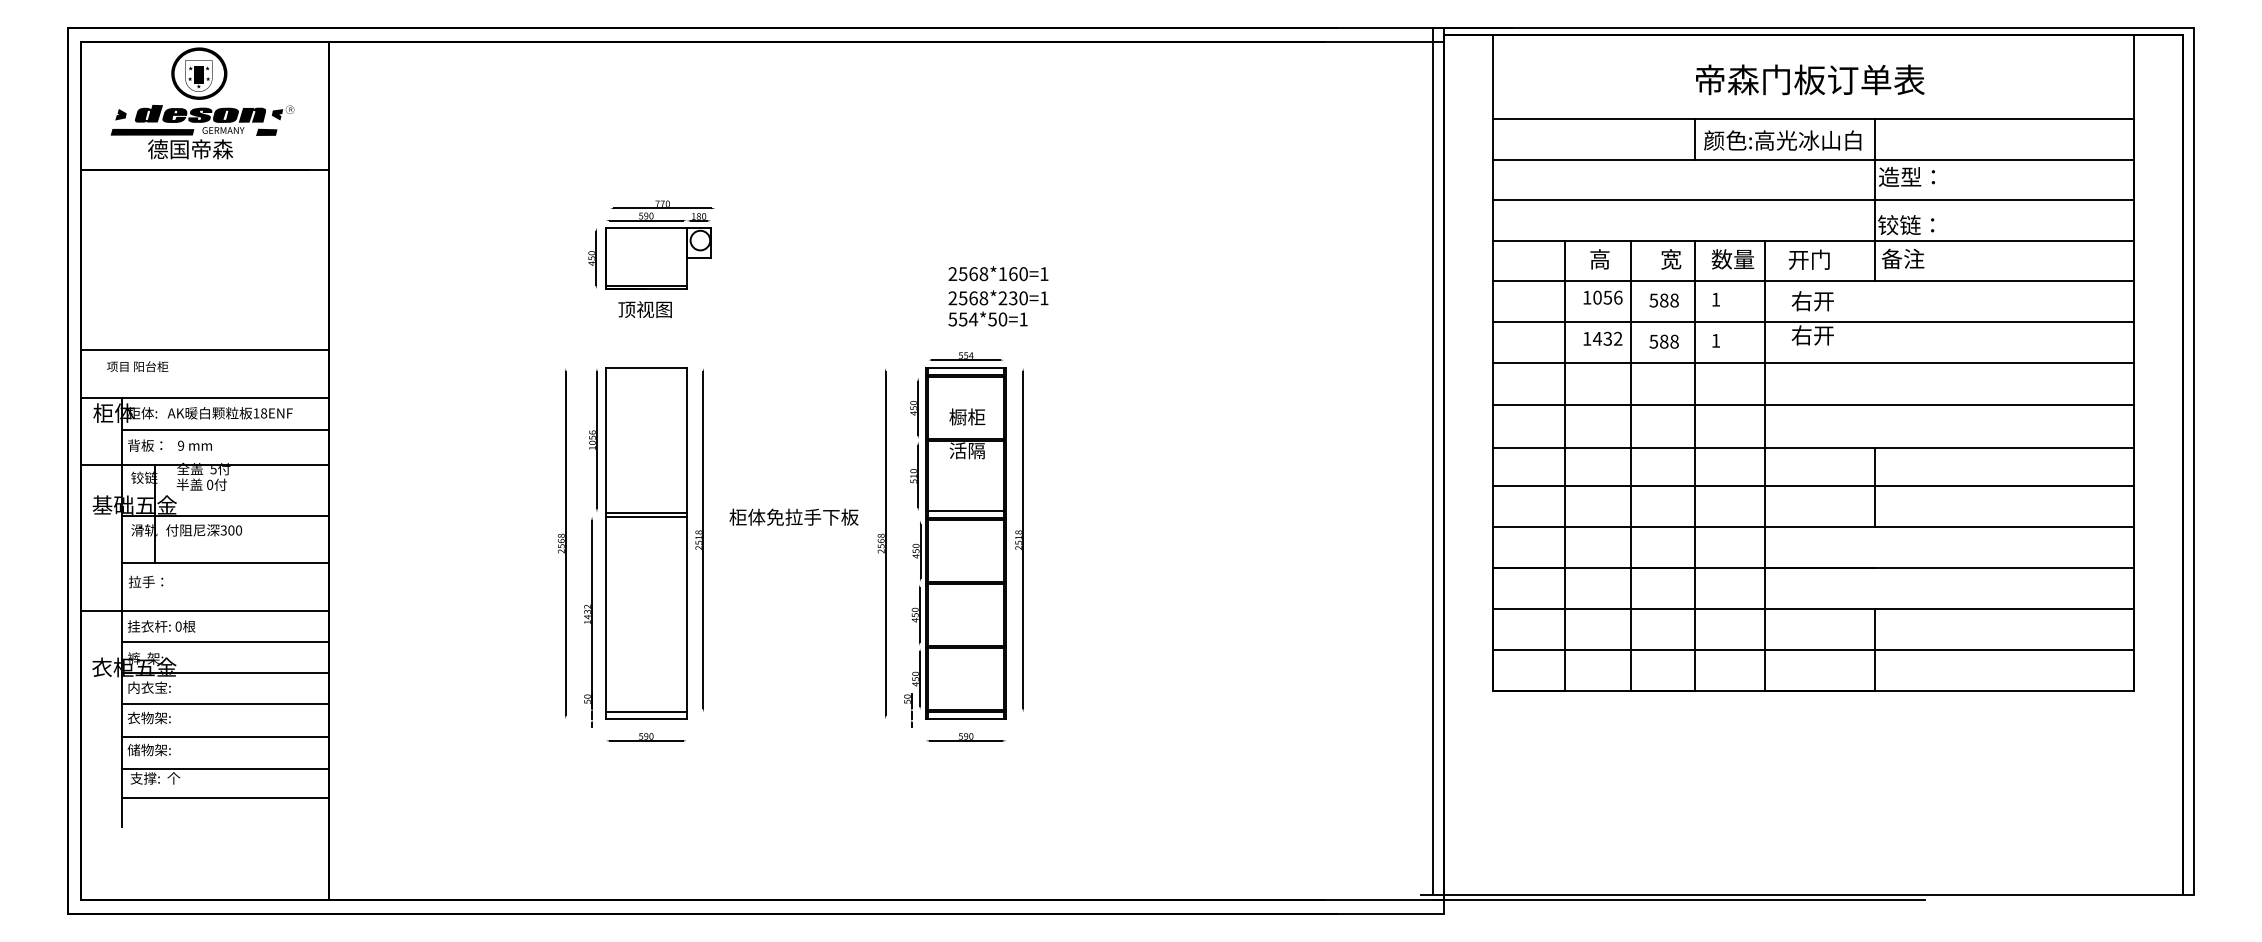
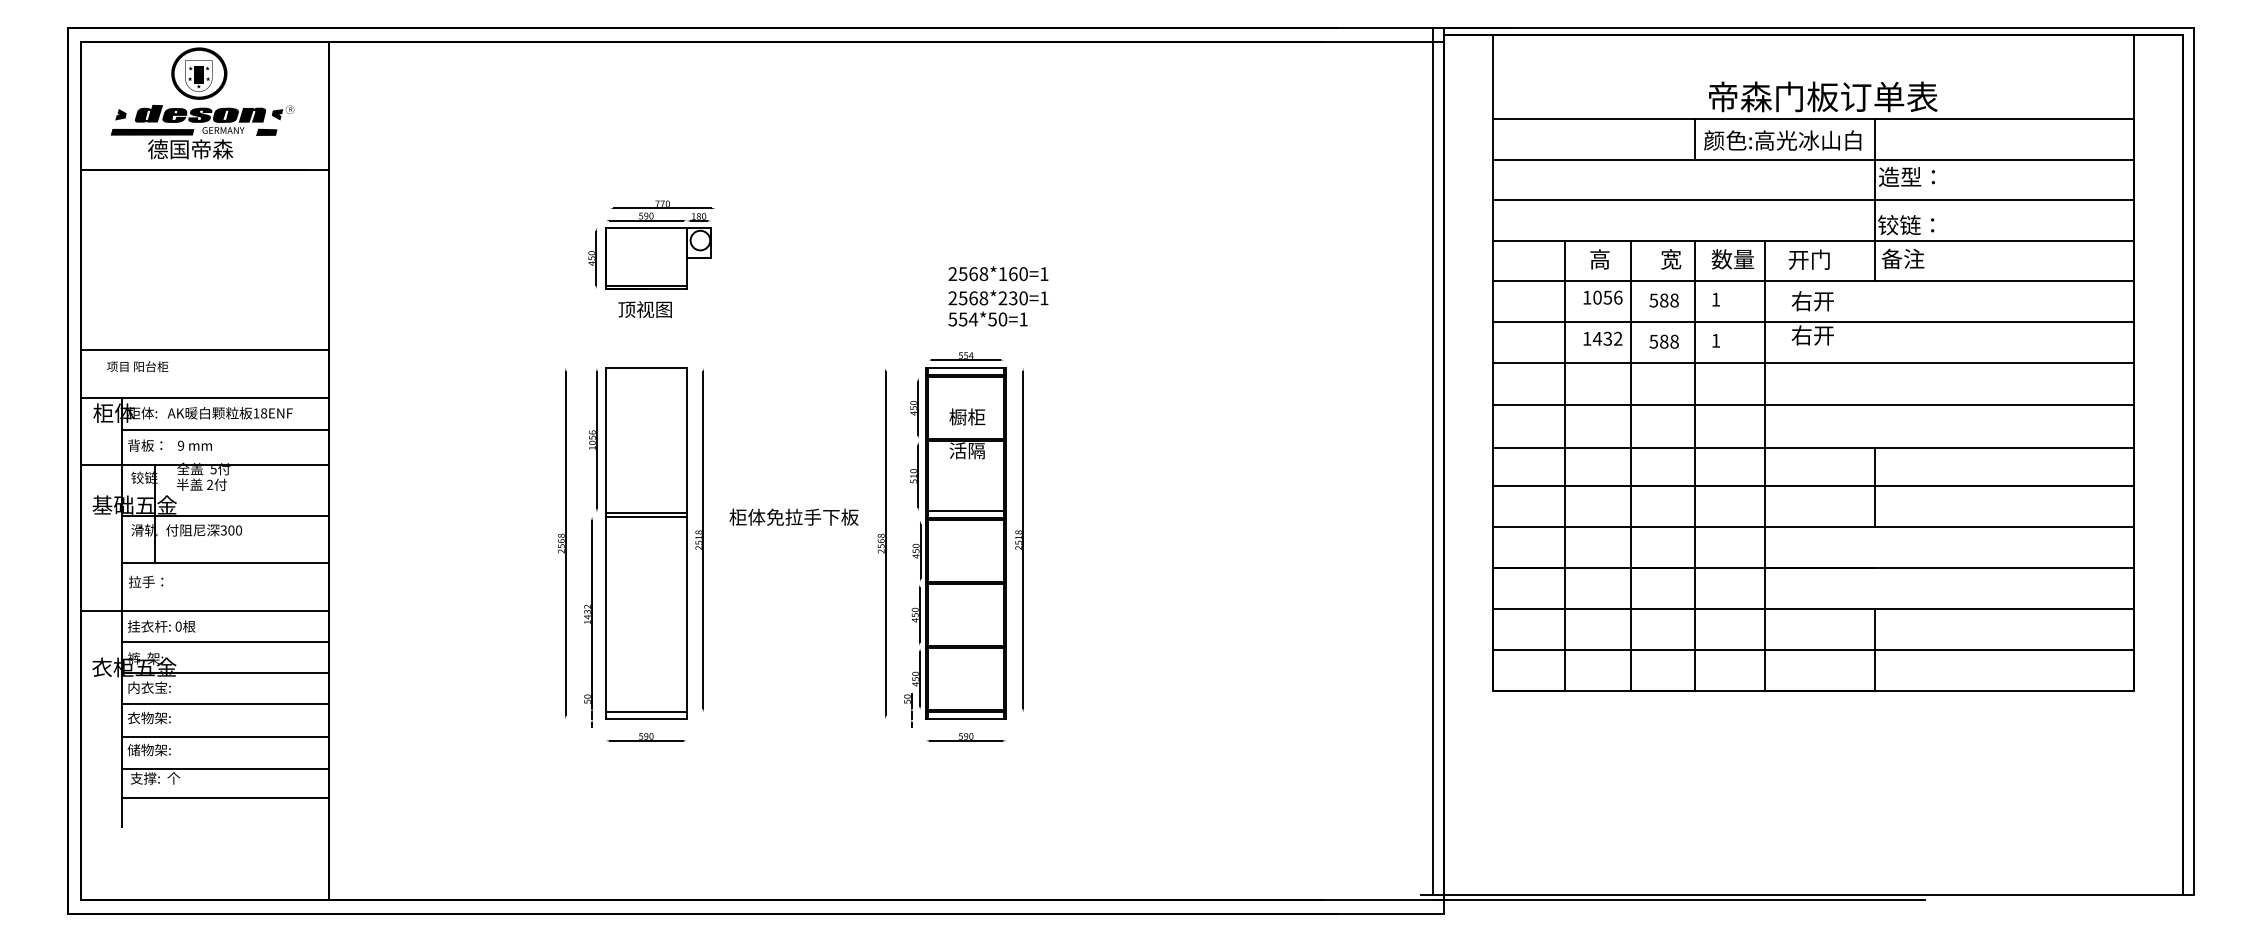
text position: (1810, 79) -> (1823, 96) (1823, 96)
text: 0 -> 2 (210, 484)
